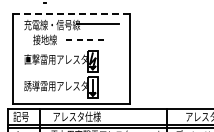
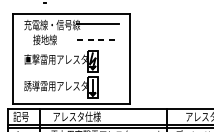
line: dashed -> solid (71, 13)
line position: (82, 39) -> (93, 39) (93, 39)
